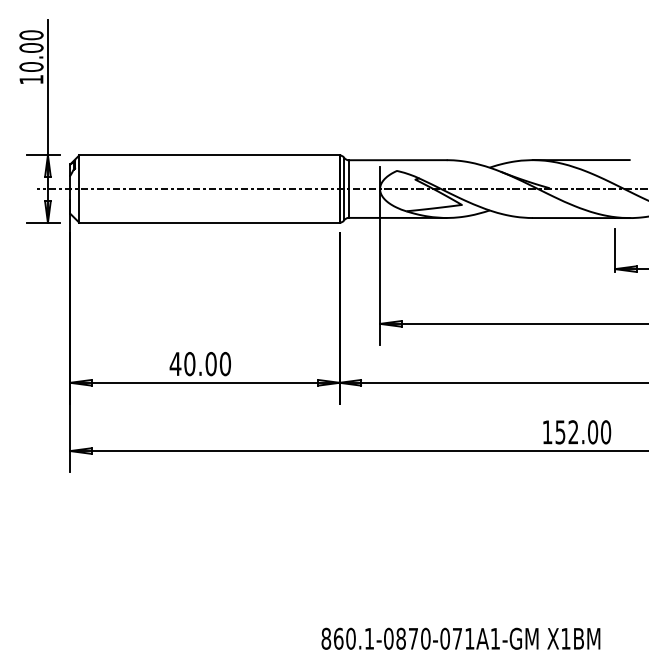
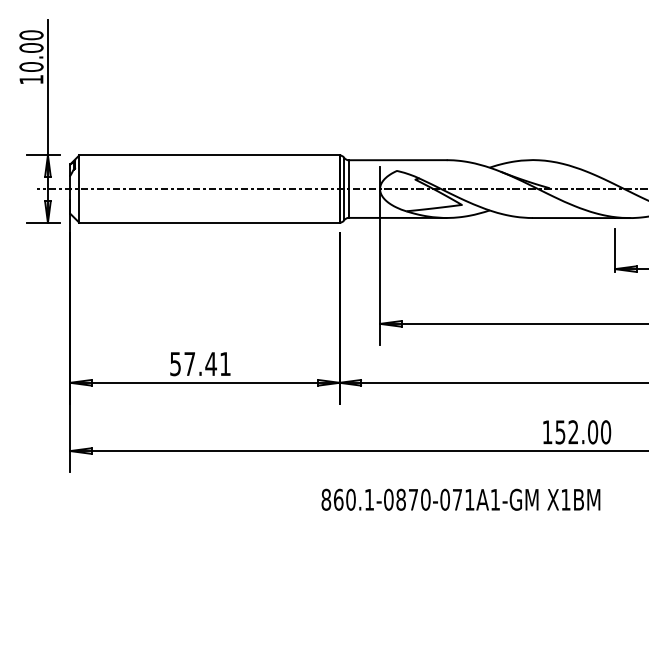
line: present -> none (580, 160)
text: 40.00 -> 57.41 (200, 364)
text position: (460, 638) -> (460, 499) (460, 499)
